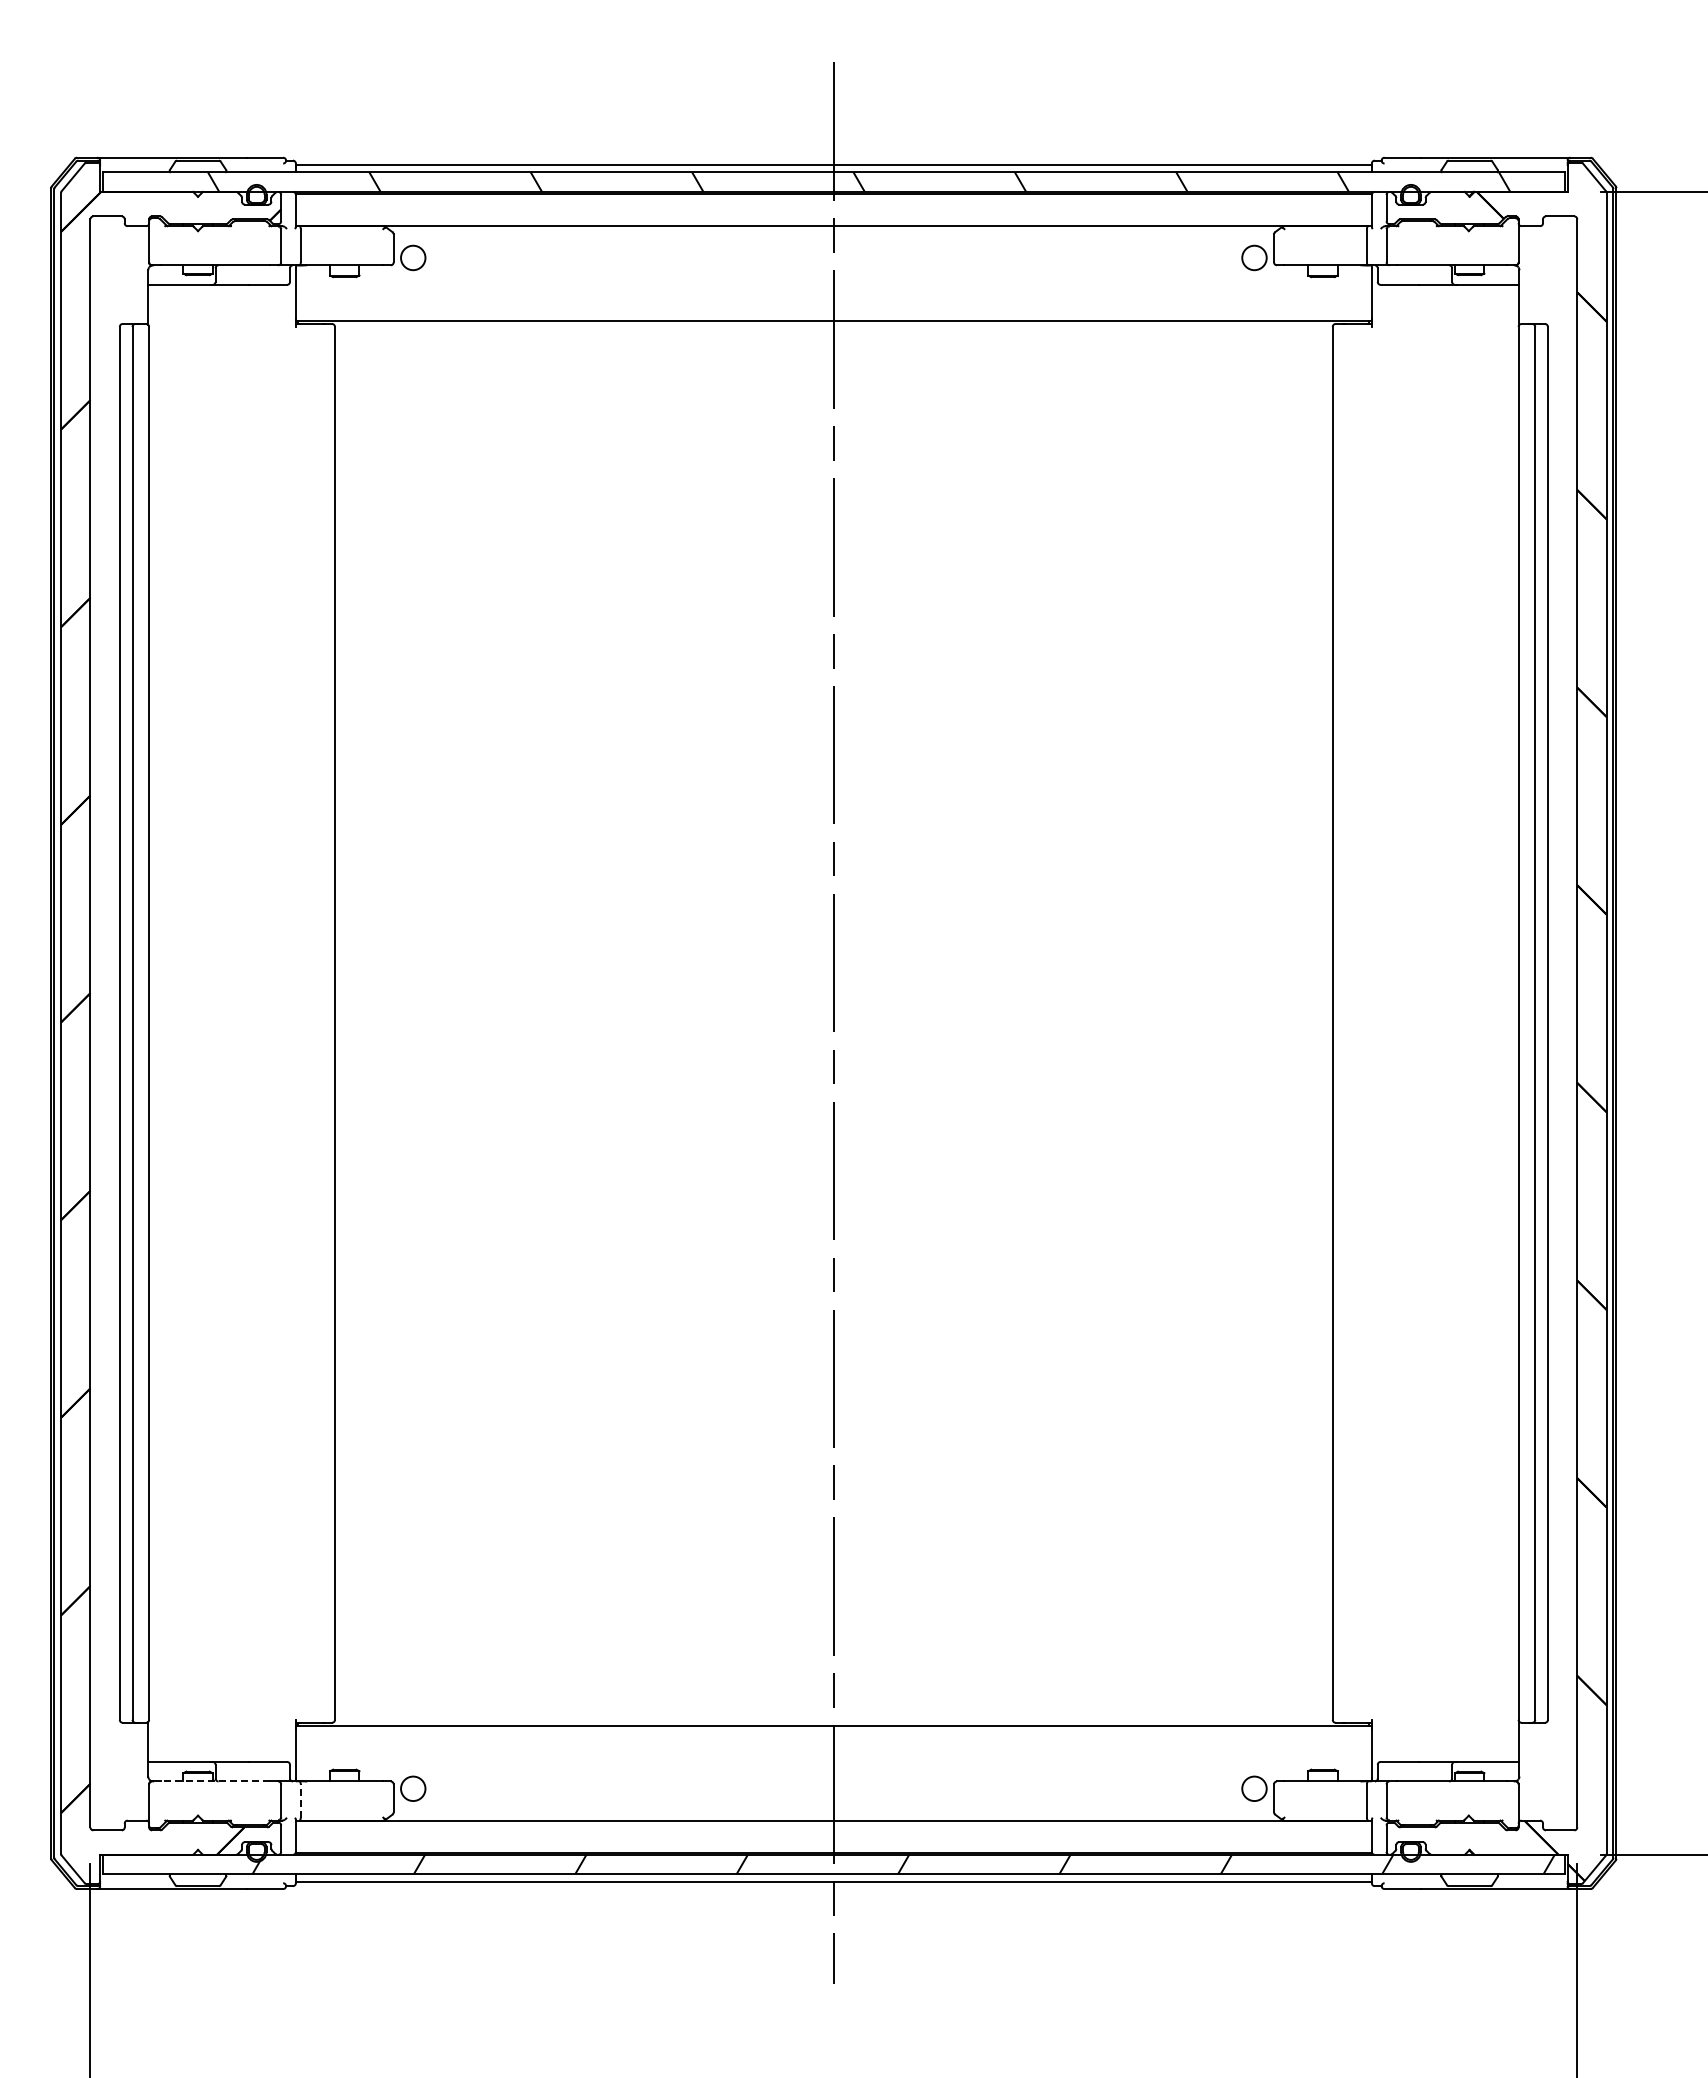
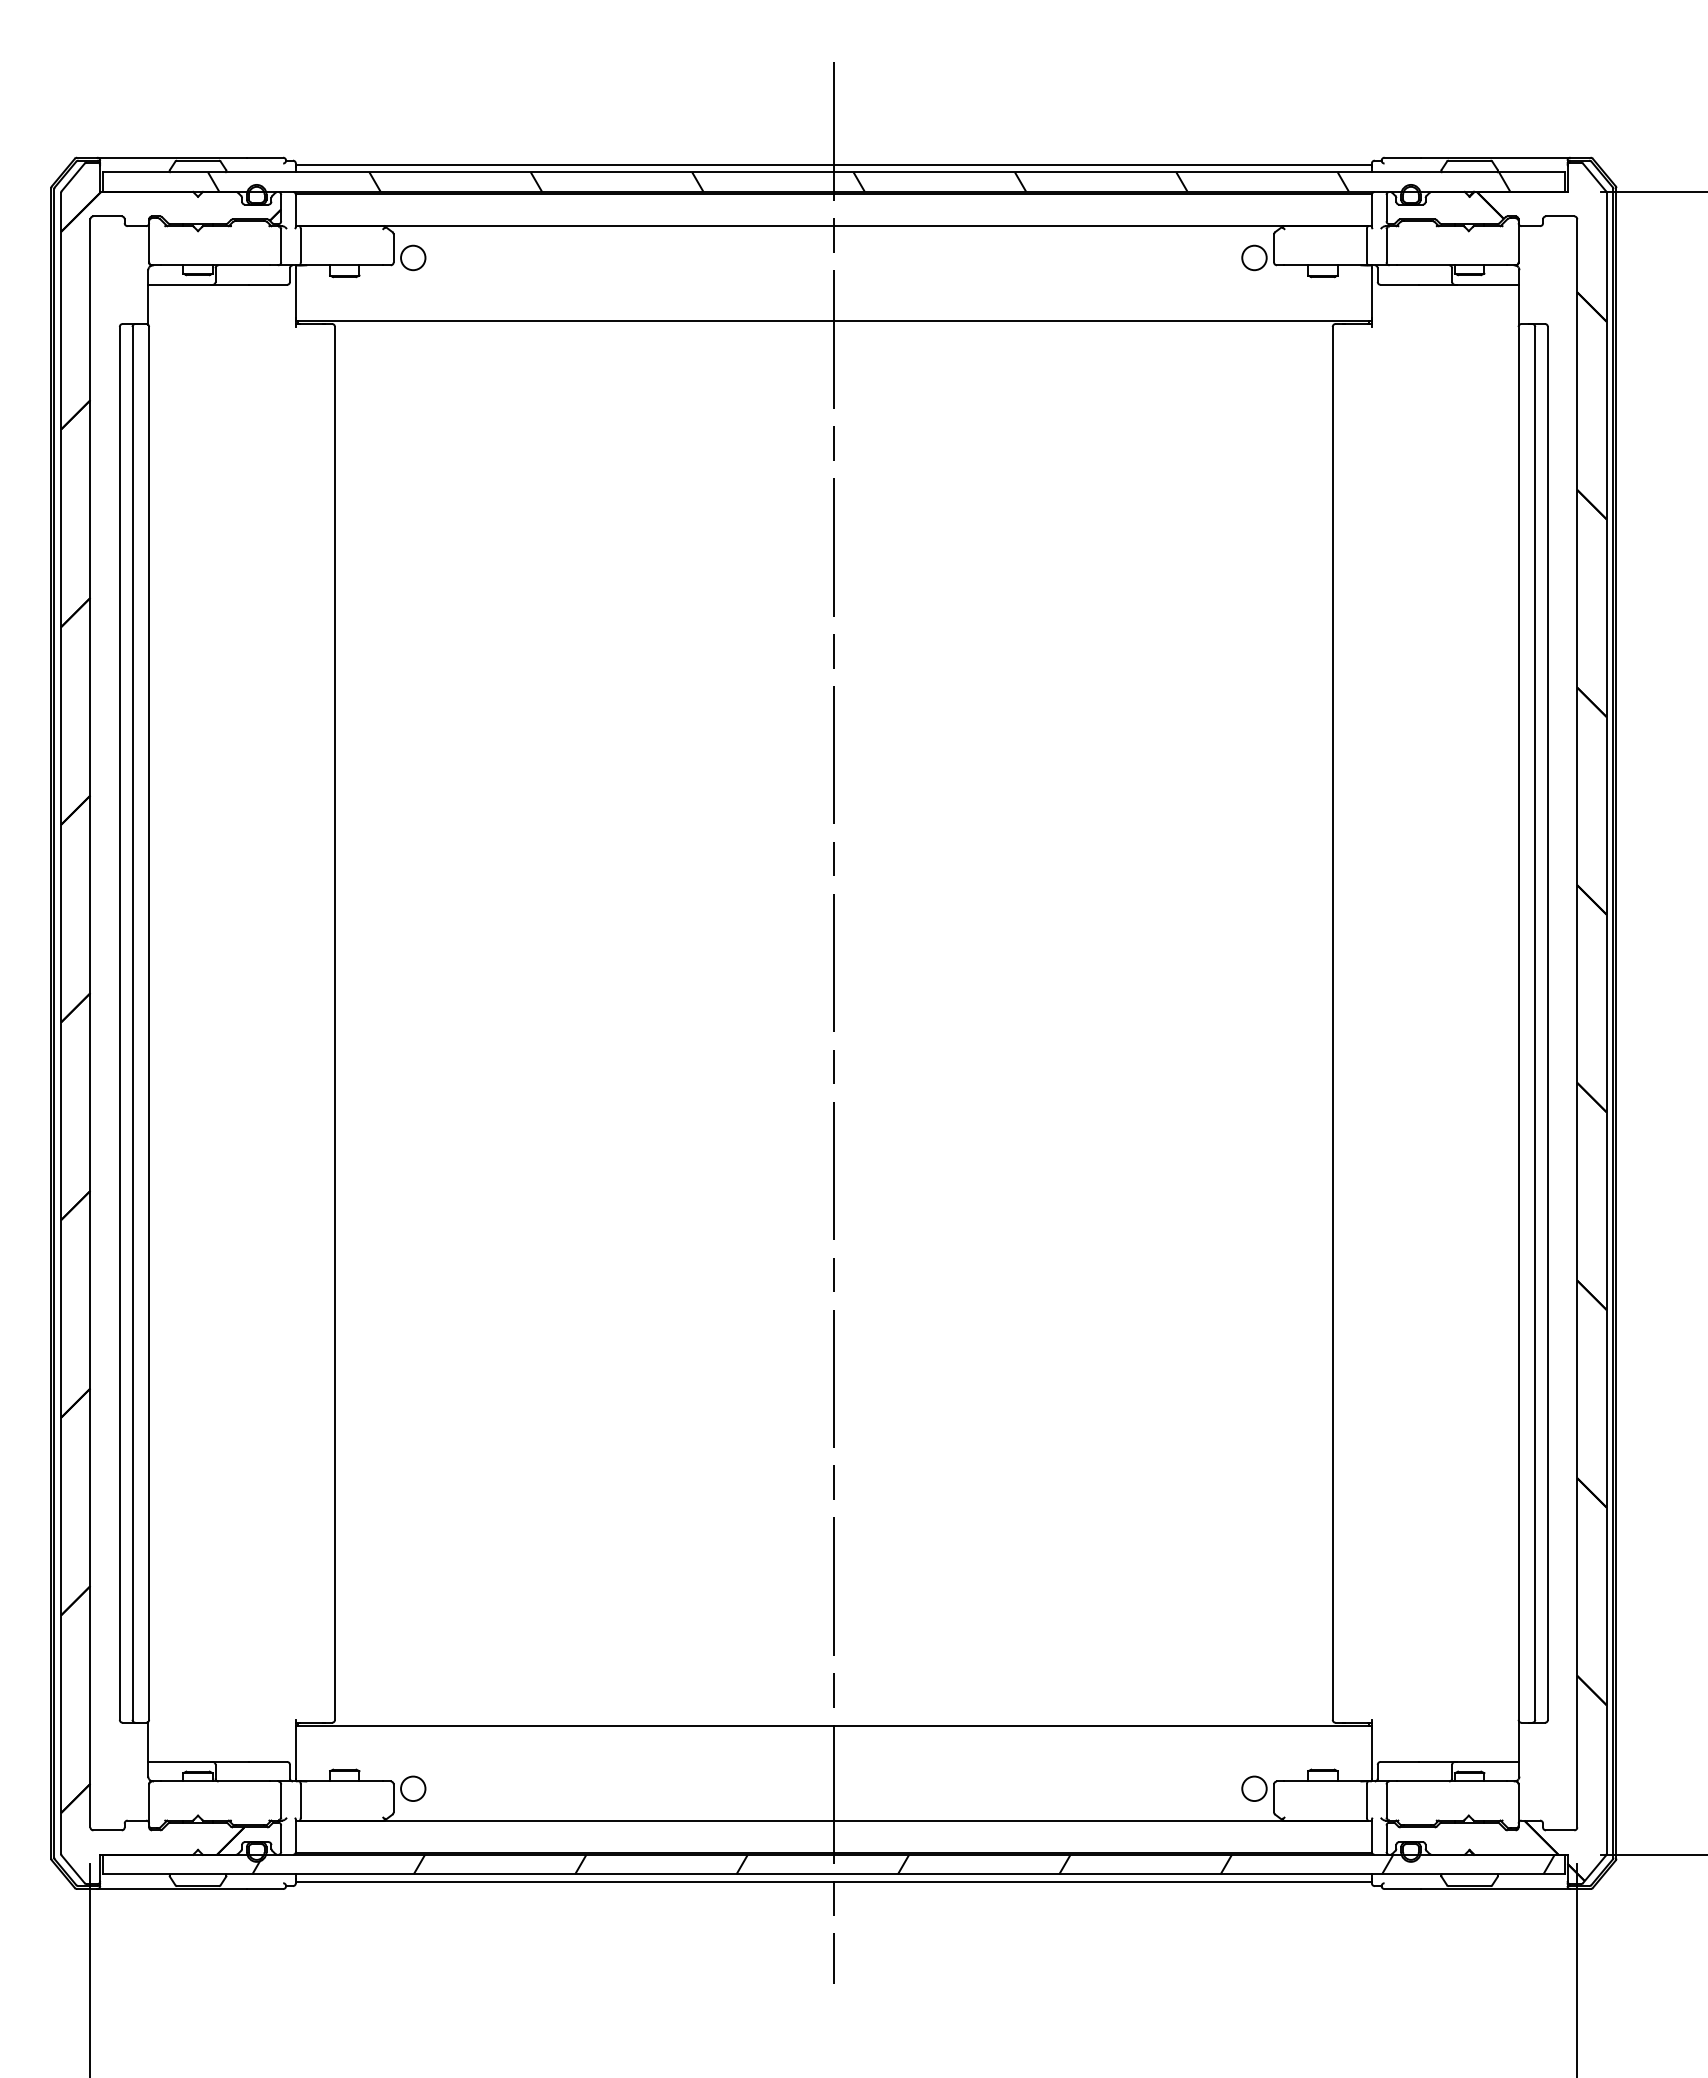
line: dashed -> solid (215, 1781)
line: dashed -> solid (300, 1801)
